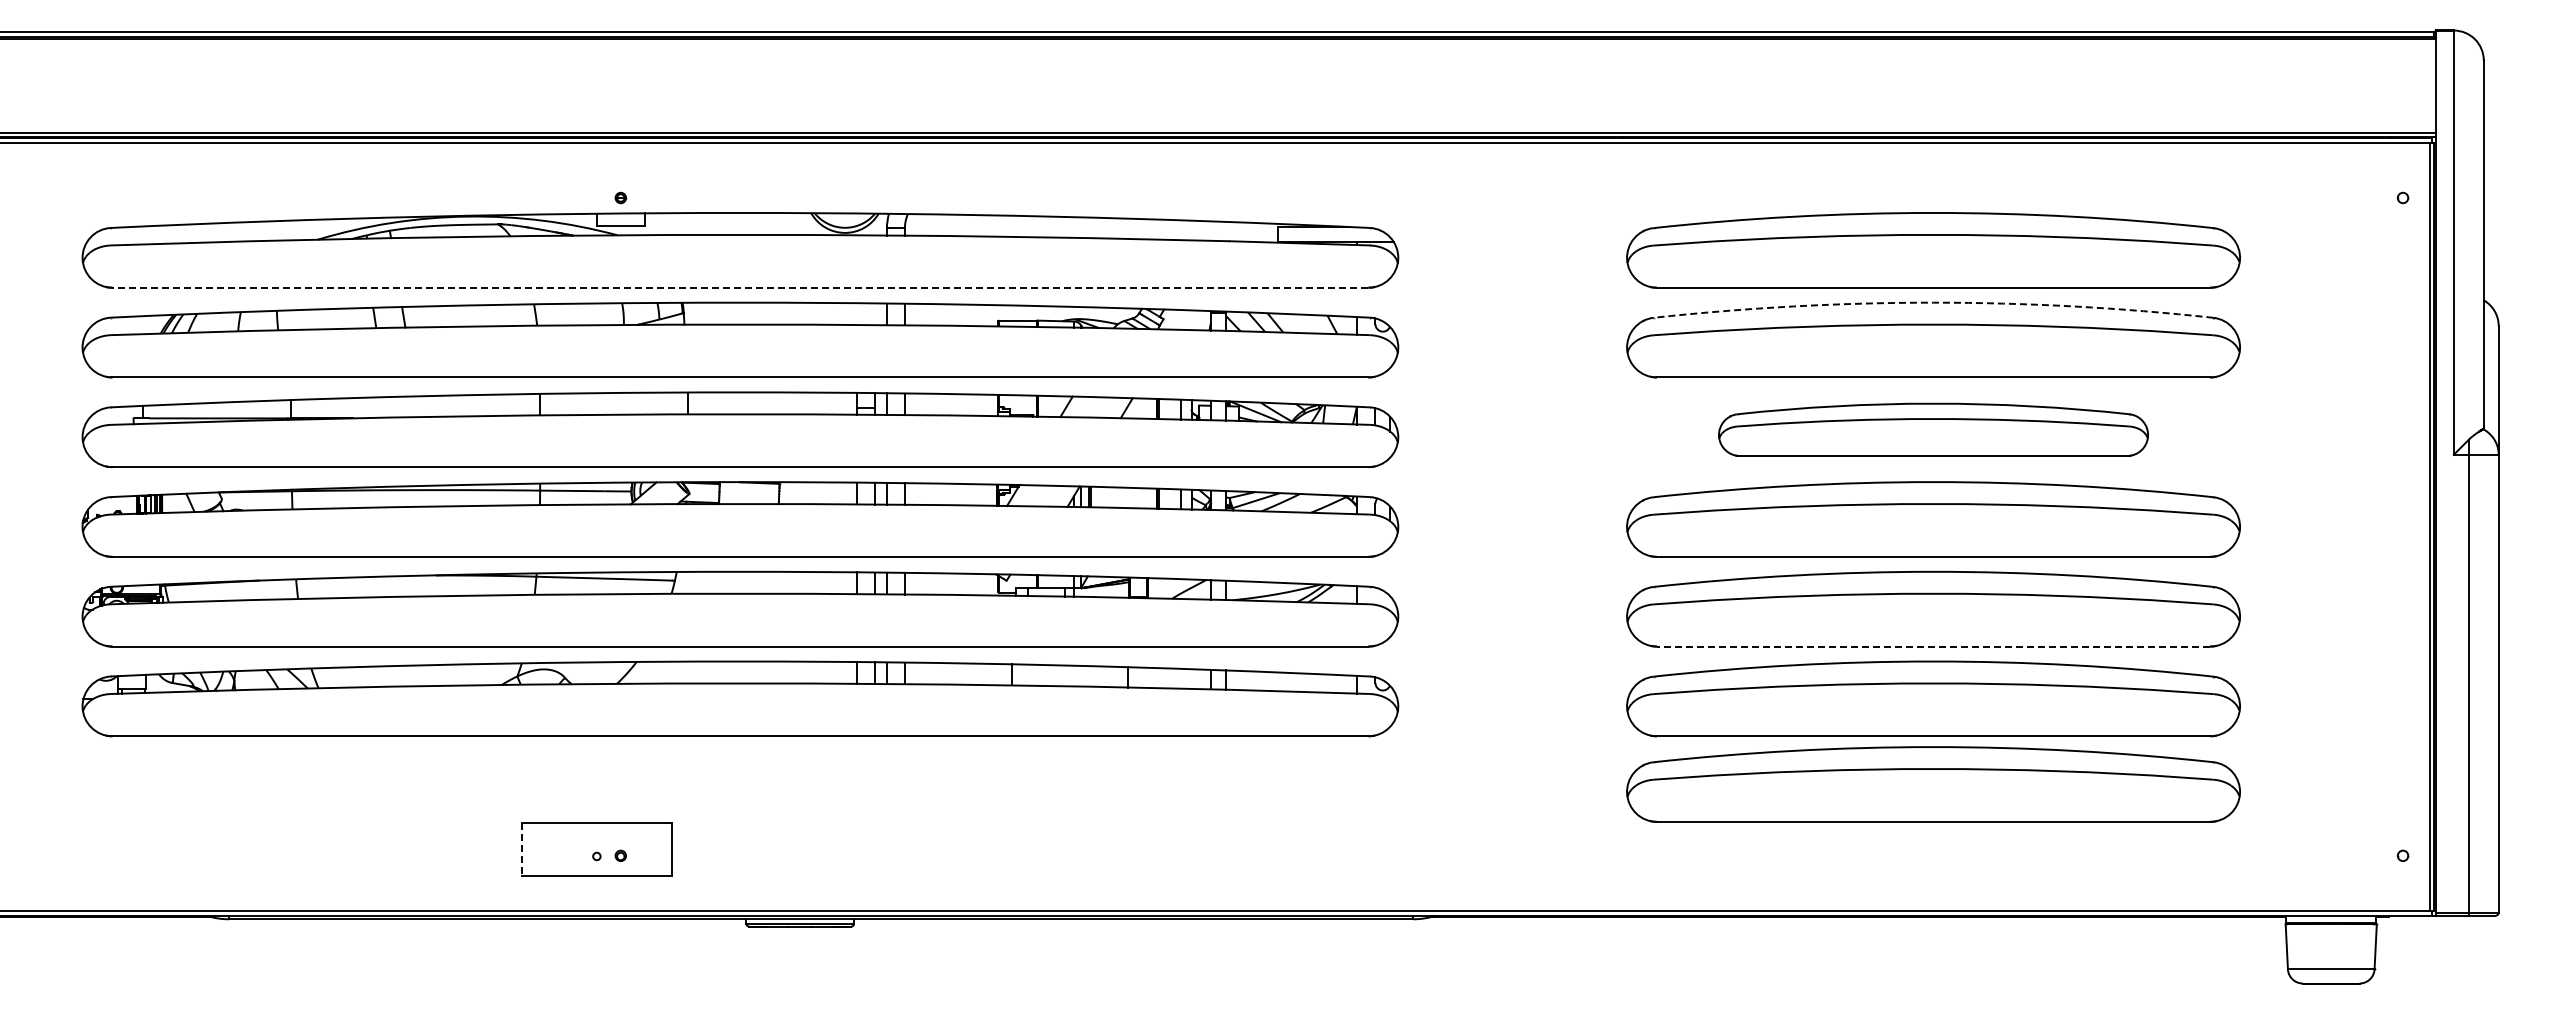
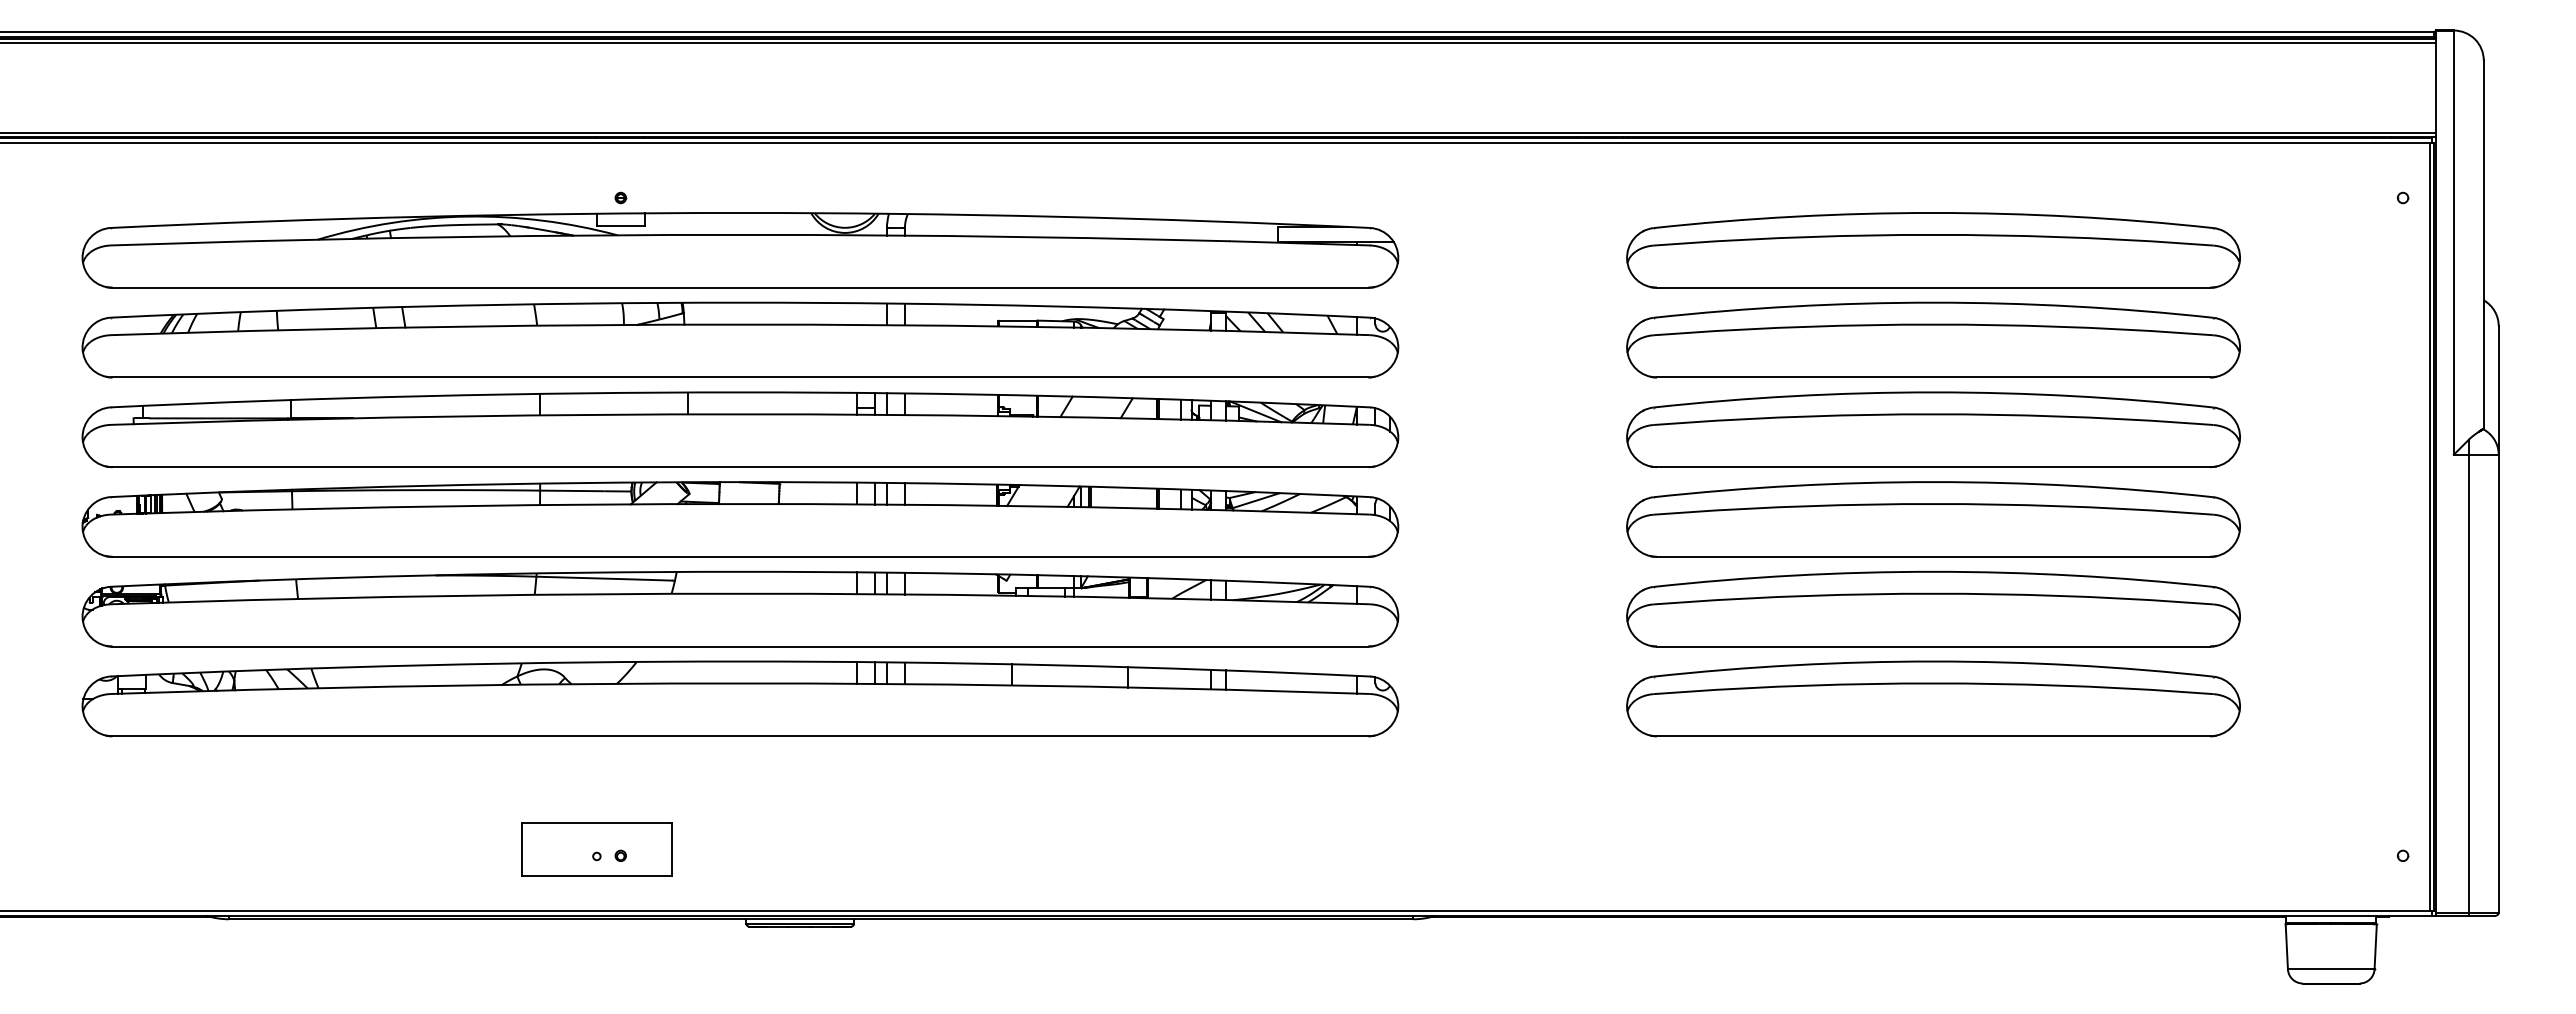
line: none -> present (1218, 43)
line: dashed -> solid (740, 287)
arc: dashed -> solid (1933, 302)
part size: 431x55 px -> 615x78 px (1933, 429)
line: dashed -> solid (1933, 646)
part: present -> none (1933, 784)
line: dashed -> solid (522, 850)
